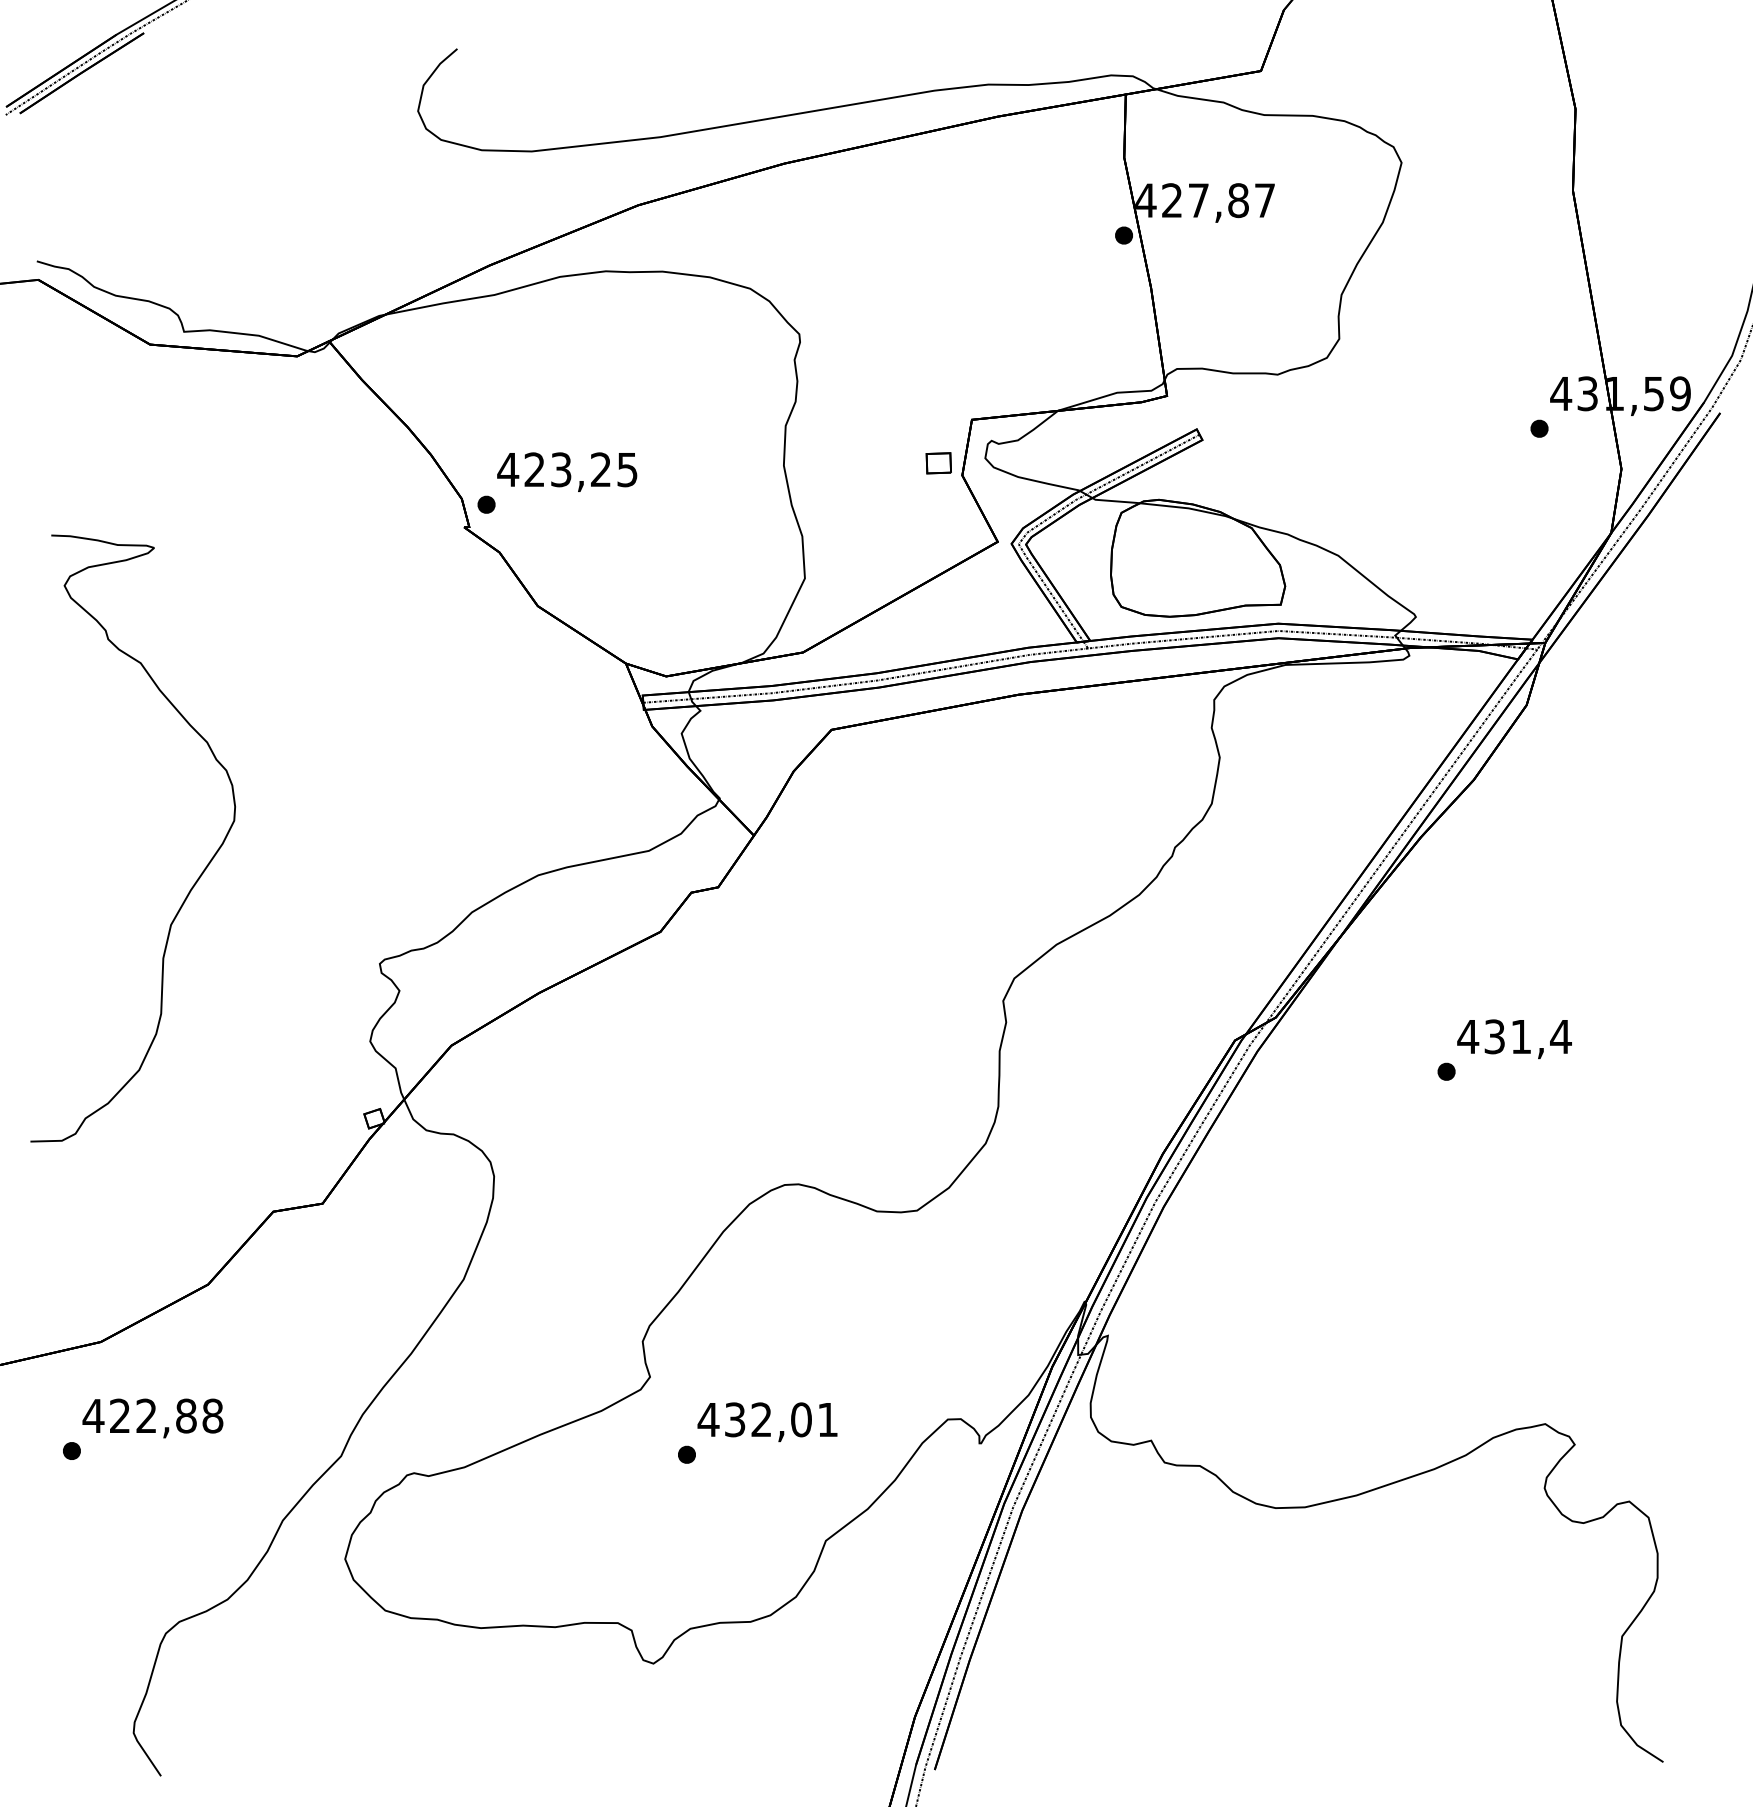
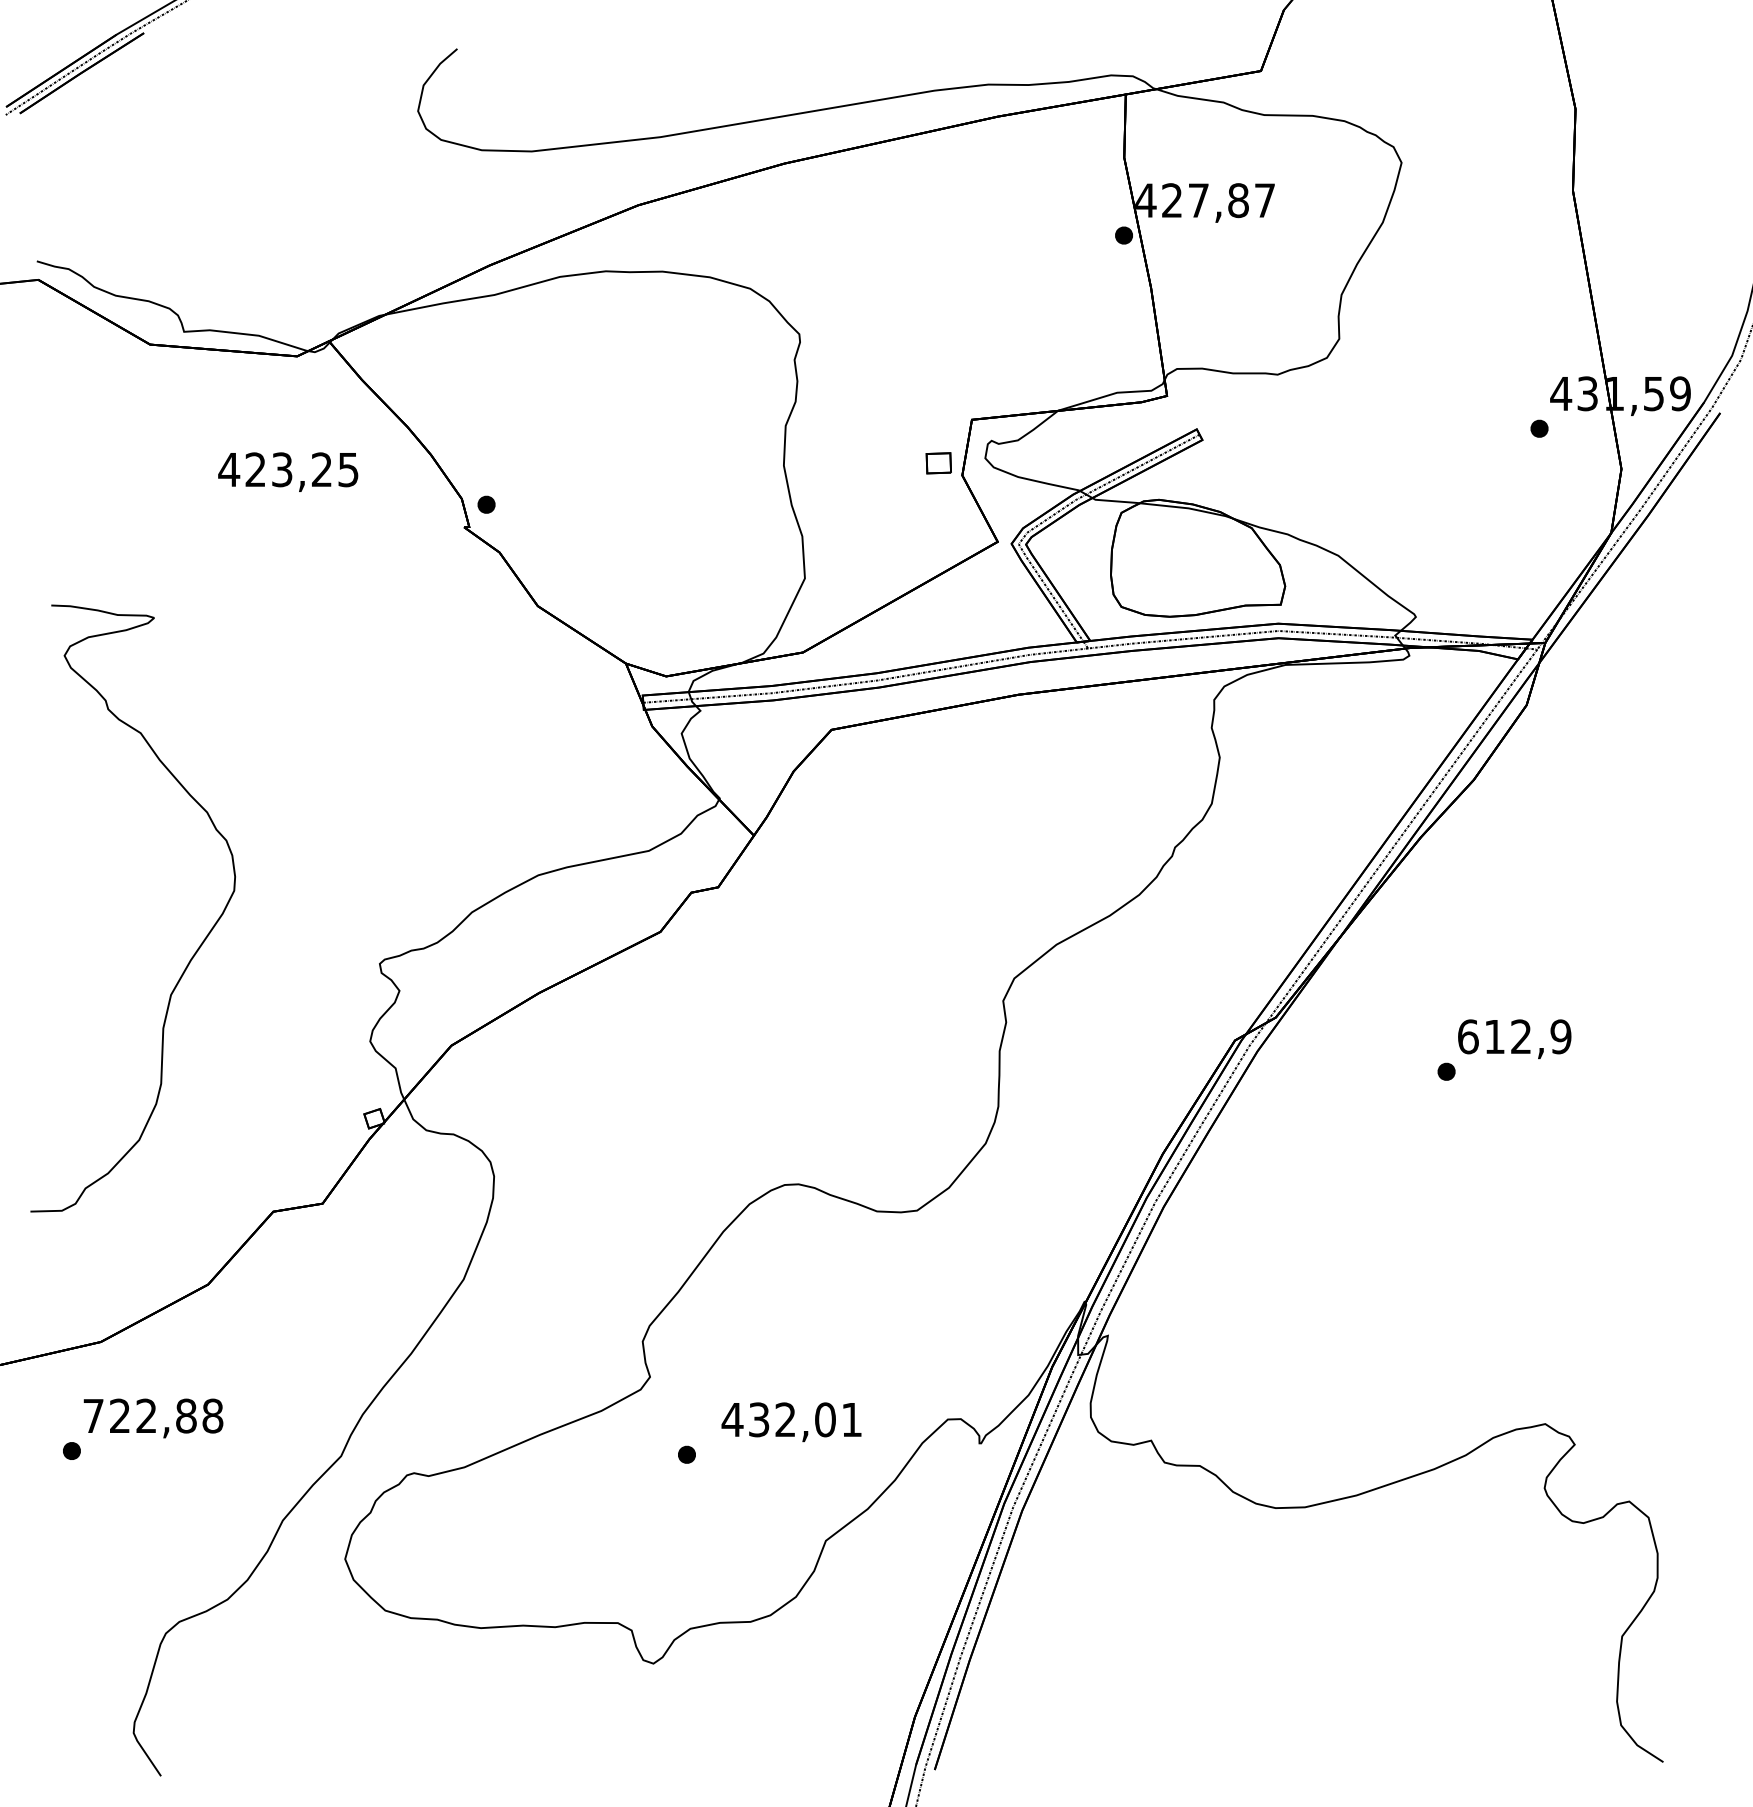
text position: (567, 471) -> (288, 471) (288, 471)
curve position: (195, 881) -> (195, 951) (195, 951)
text: 431,4 -> 612,9 (1514, 1036)
text: 422,88 -> 722,88 (93, 1415)
text position: (767, 1422) -> (791, 1422) (791, 1422)
